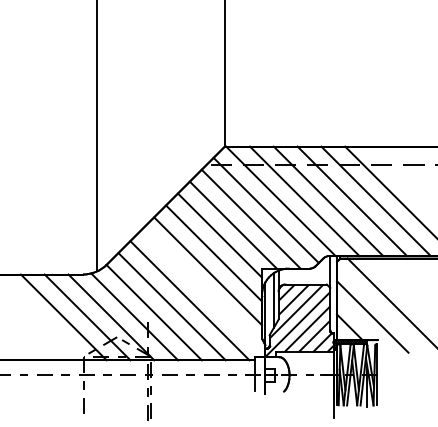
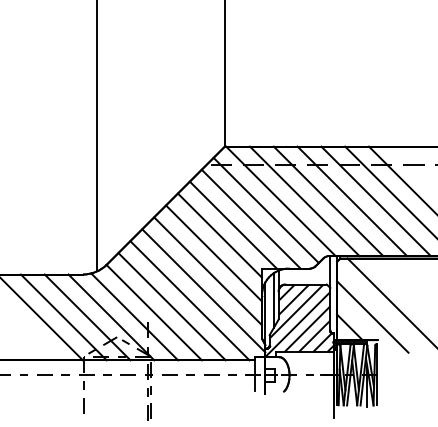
line: none -> present (401, 179)
line: none -> present (203, 290)
line: none -> present (42, 319)
